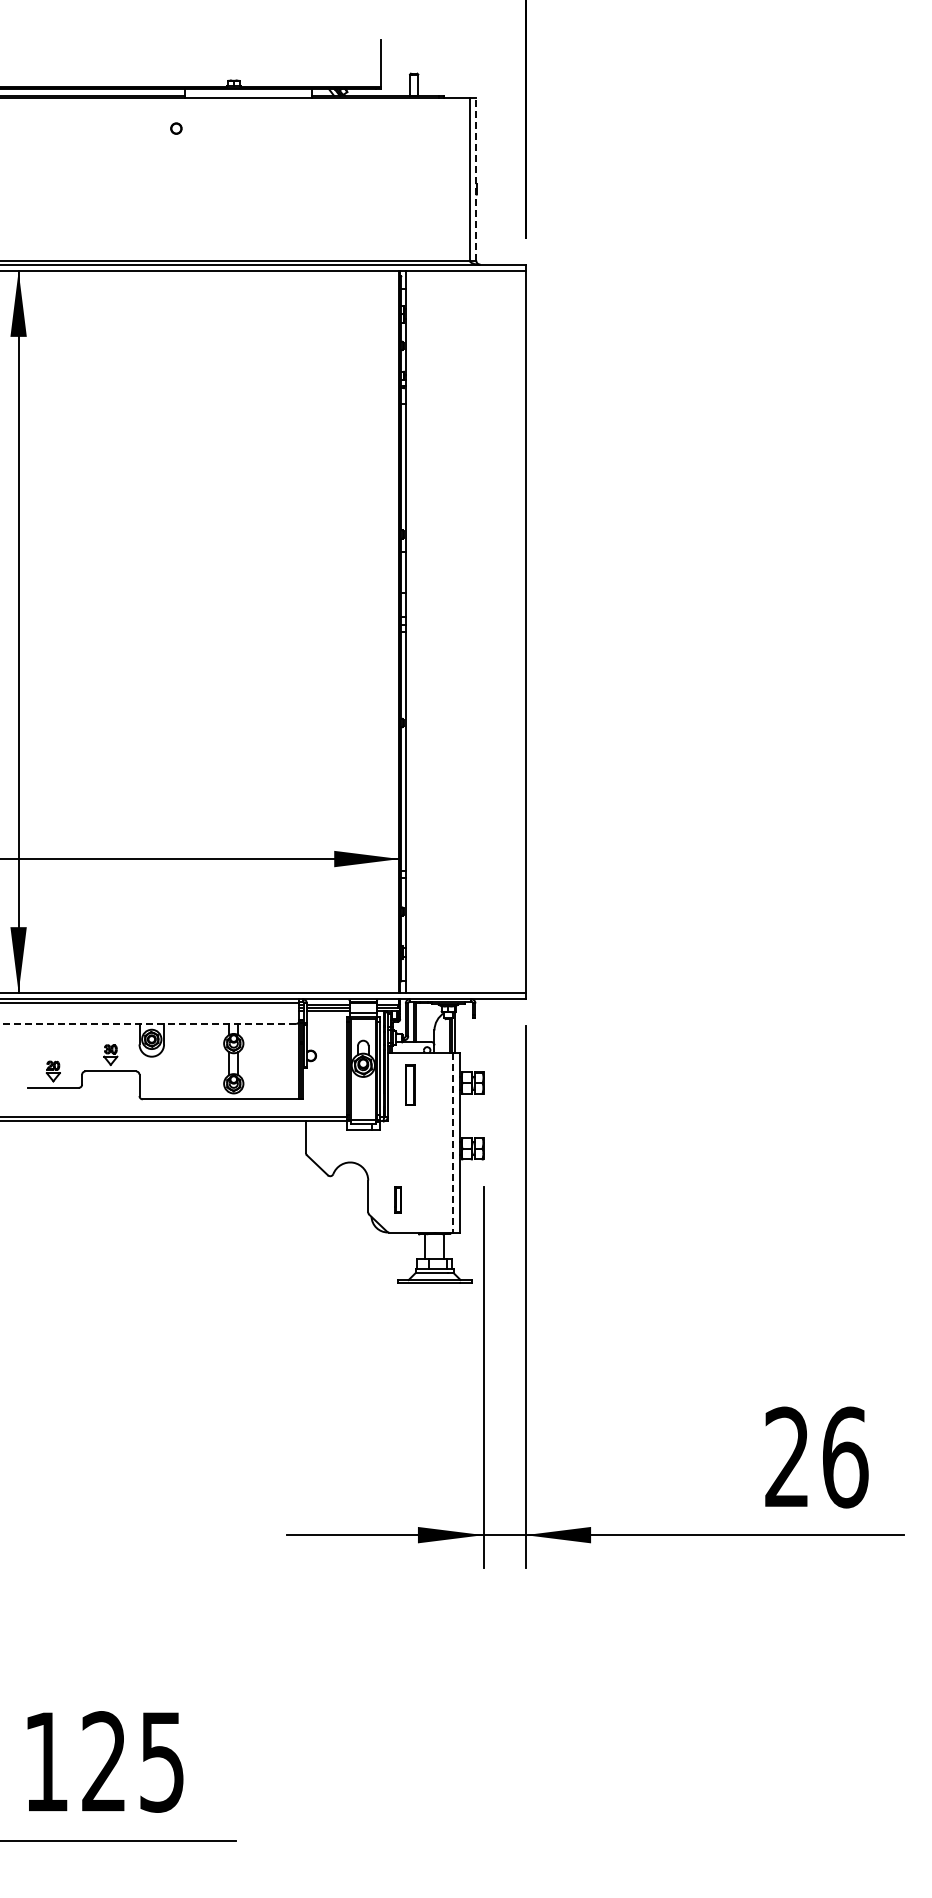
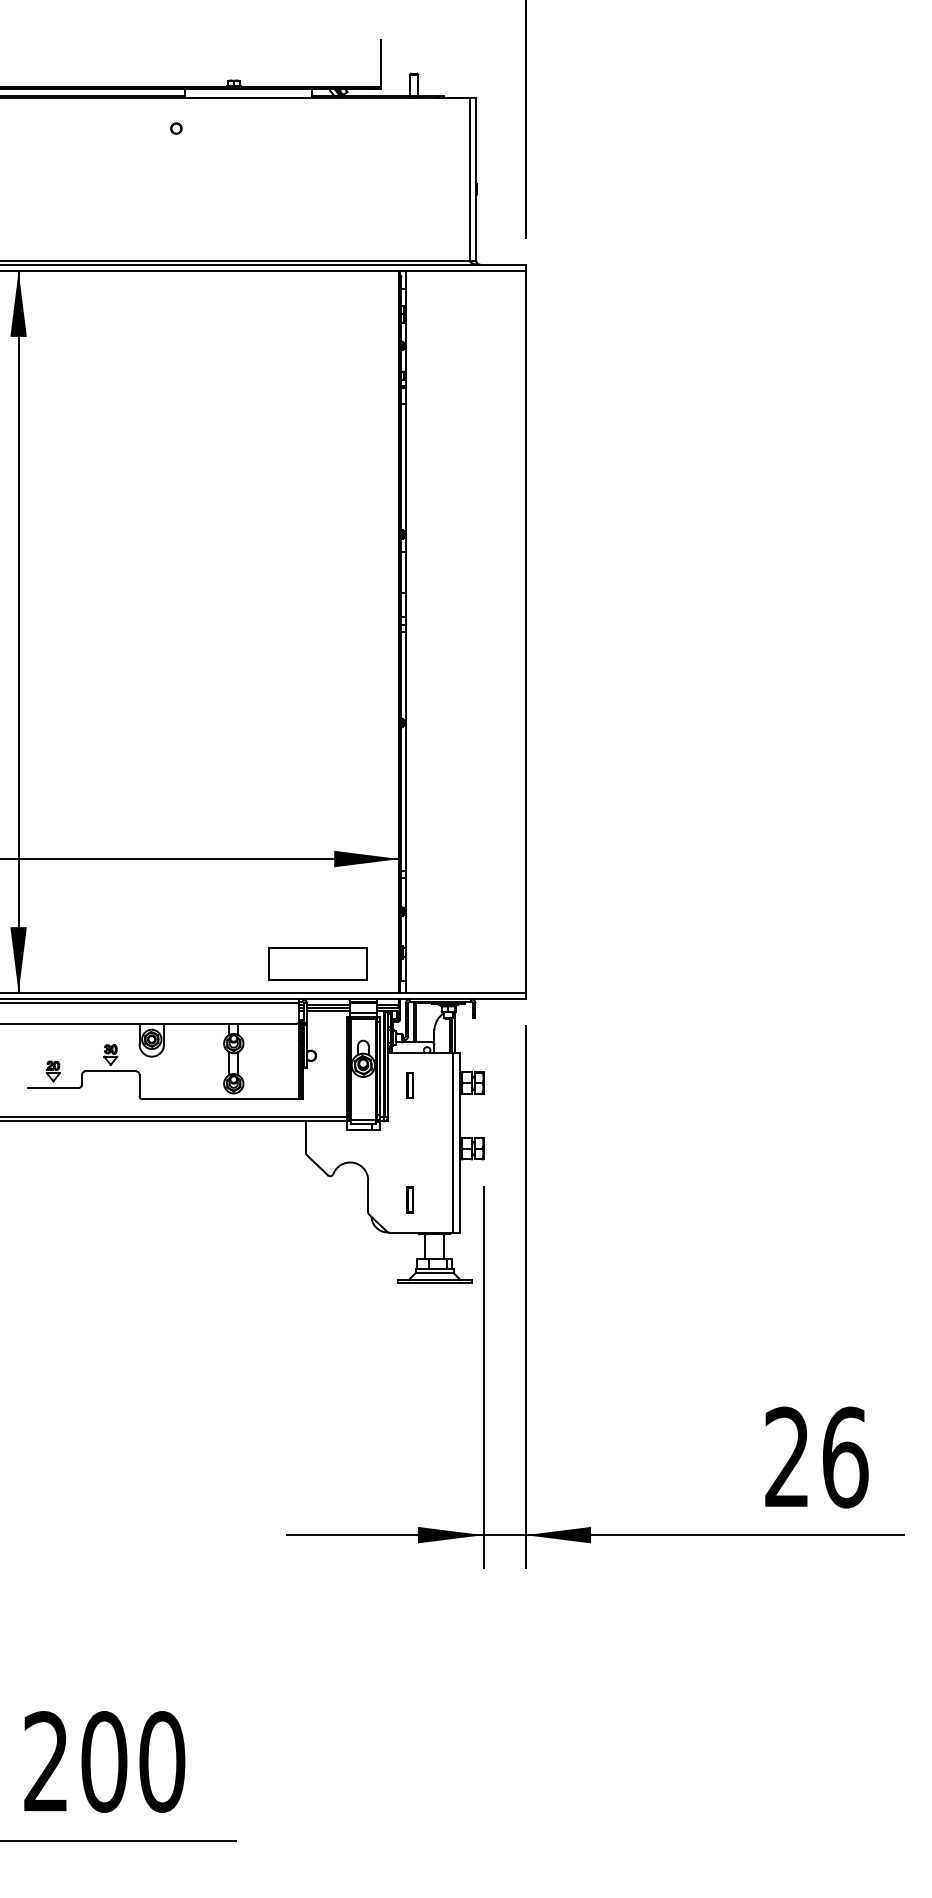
line: dashed -> solid (476, 178)
part: none -> present (317, 963)
line: dashed -> solid (148, 1023)
part size: 11x42 px -> 8x27 px (409, 1085)
line: dashed -> solid (452, 1142)
part position: (397, 1199) -> (409, 1199) (409, 1199)
text: 125 -> 200 (104, 1761)
